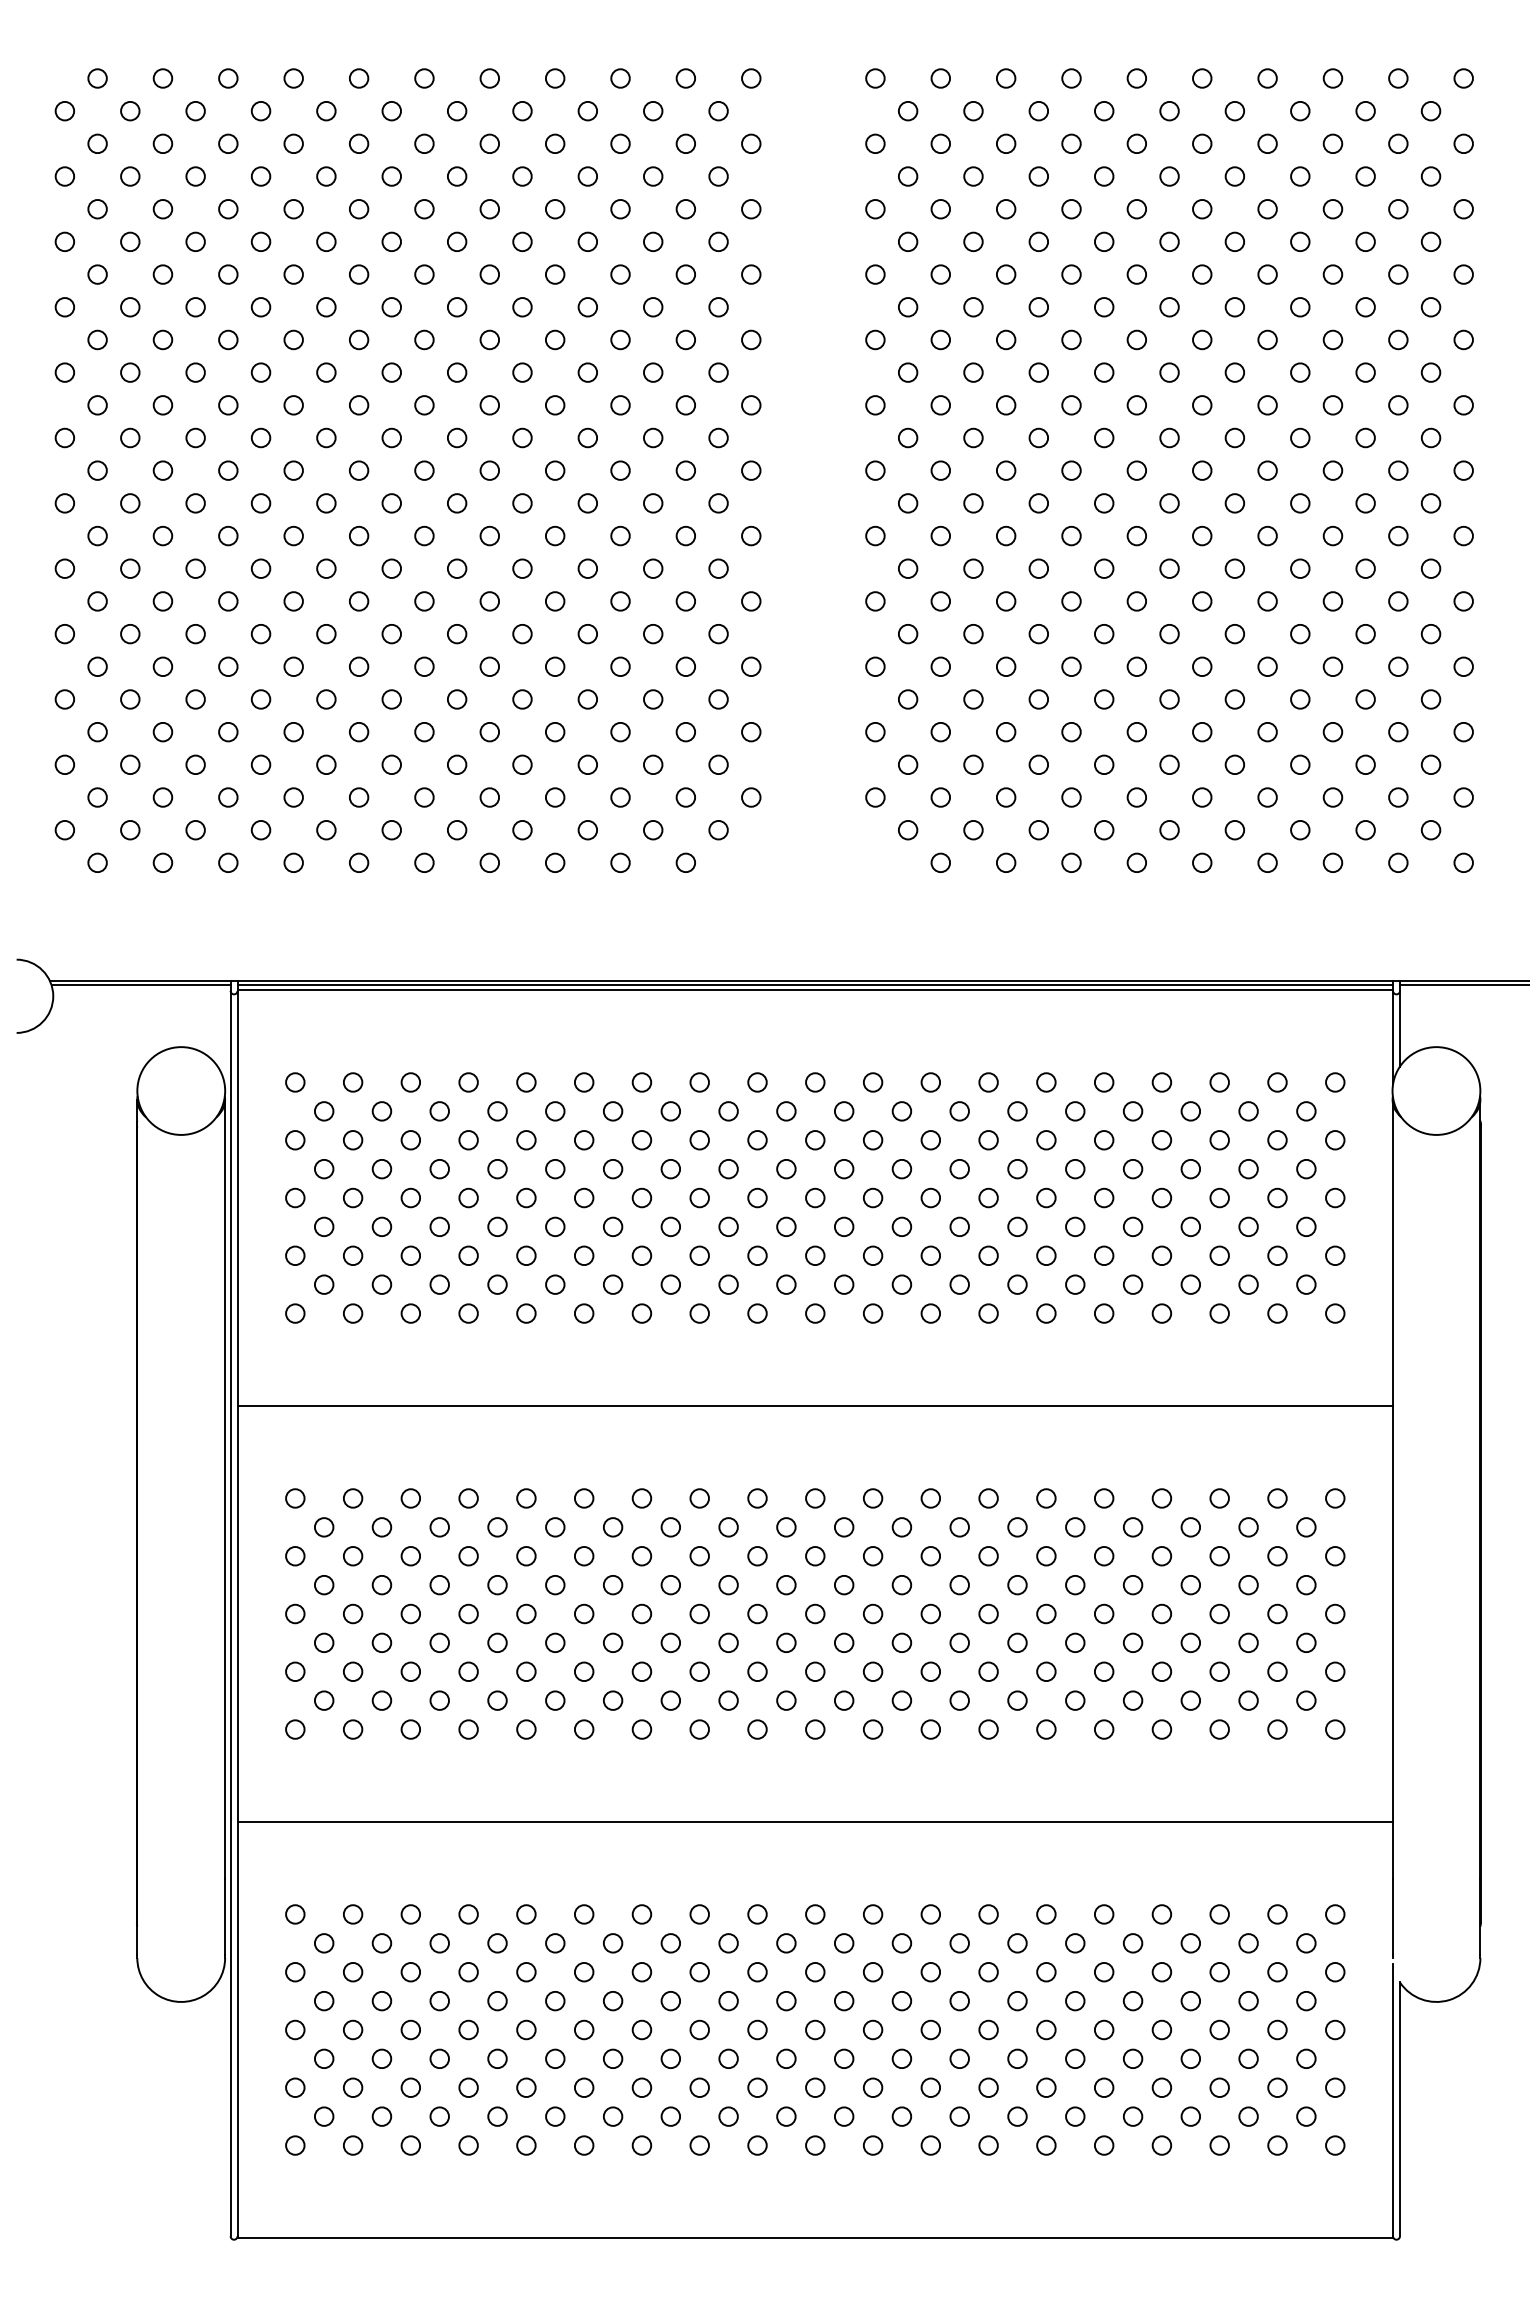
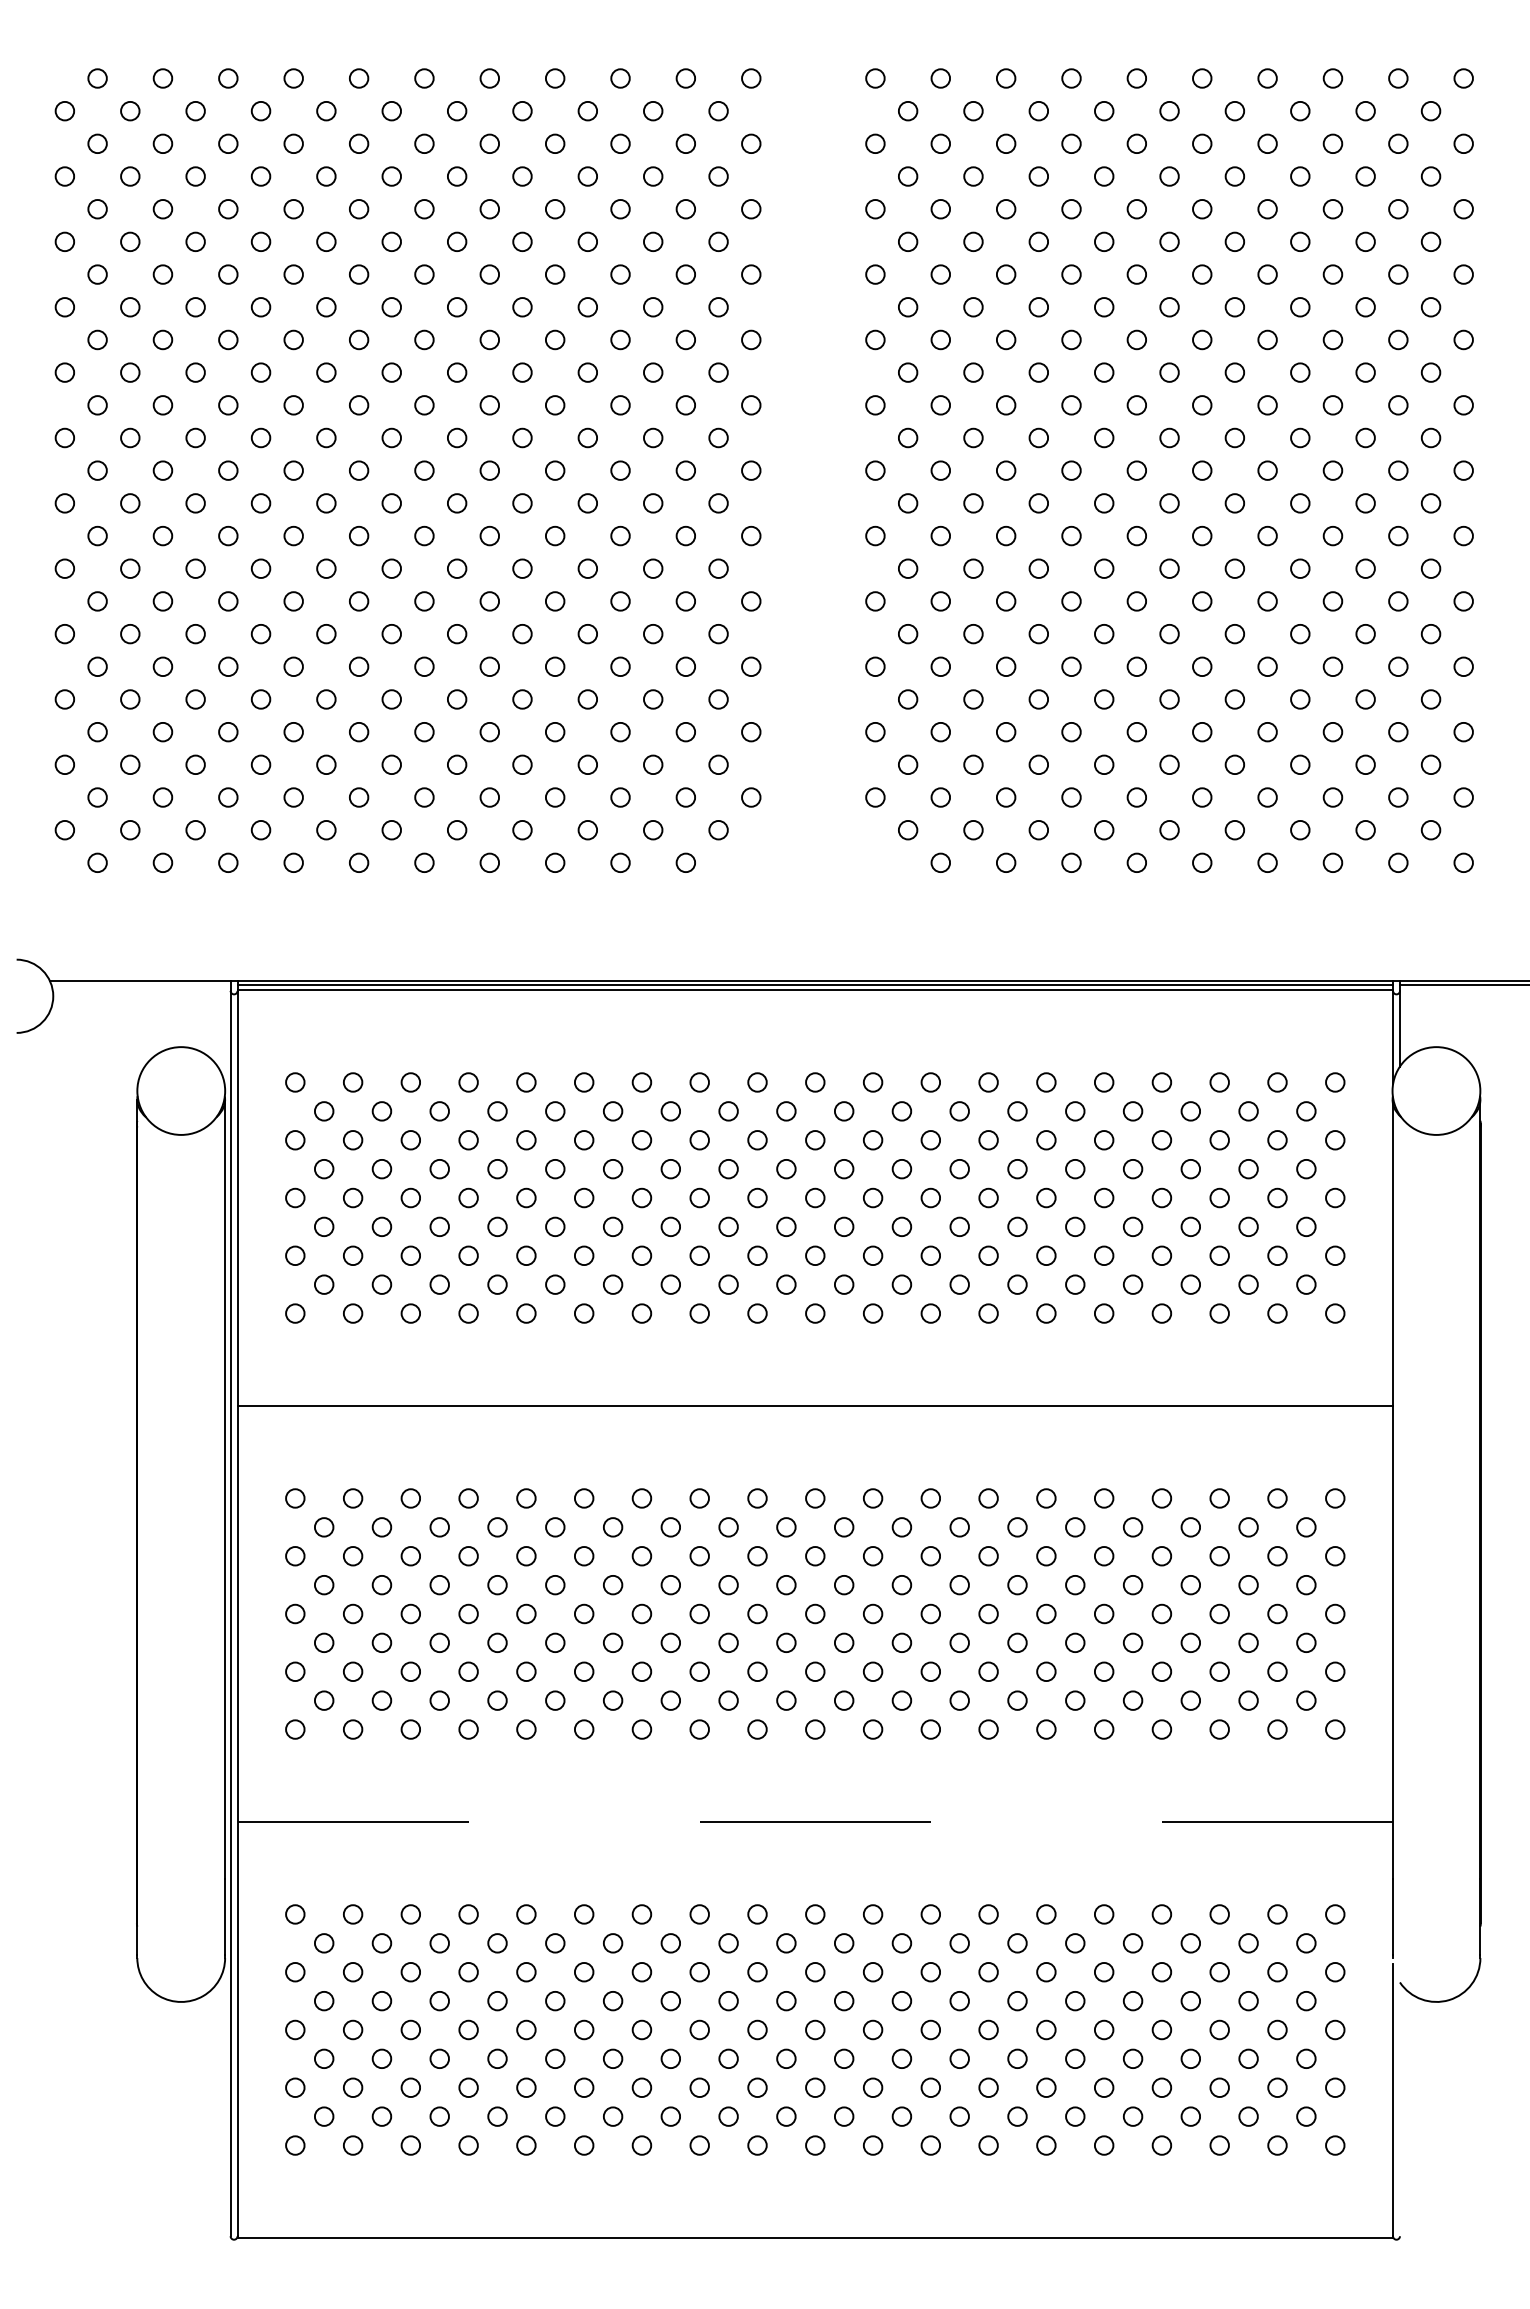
line: present -> none (140, 985)
line: solid -> dashed (815, 1822)
line: present -> none (1399, 2108)
